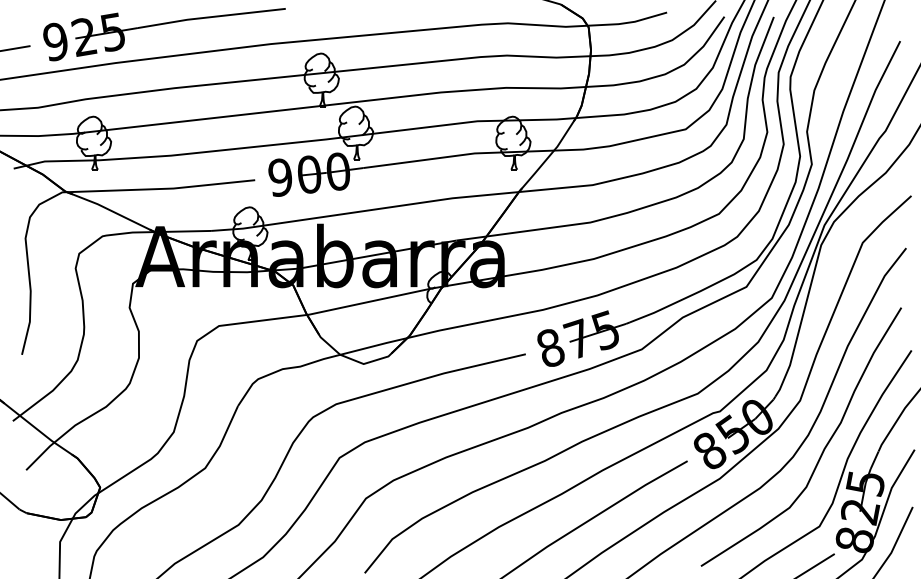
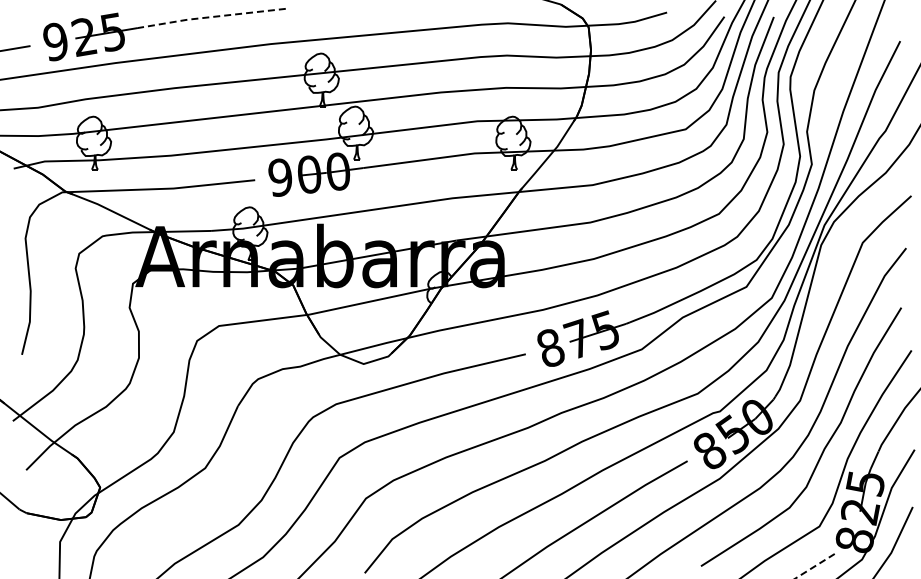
line: solid -> dashed (210, 17)
line: solid -> dashed (814, 566)
